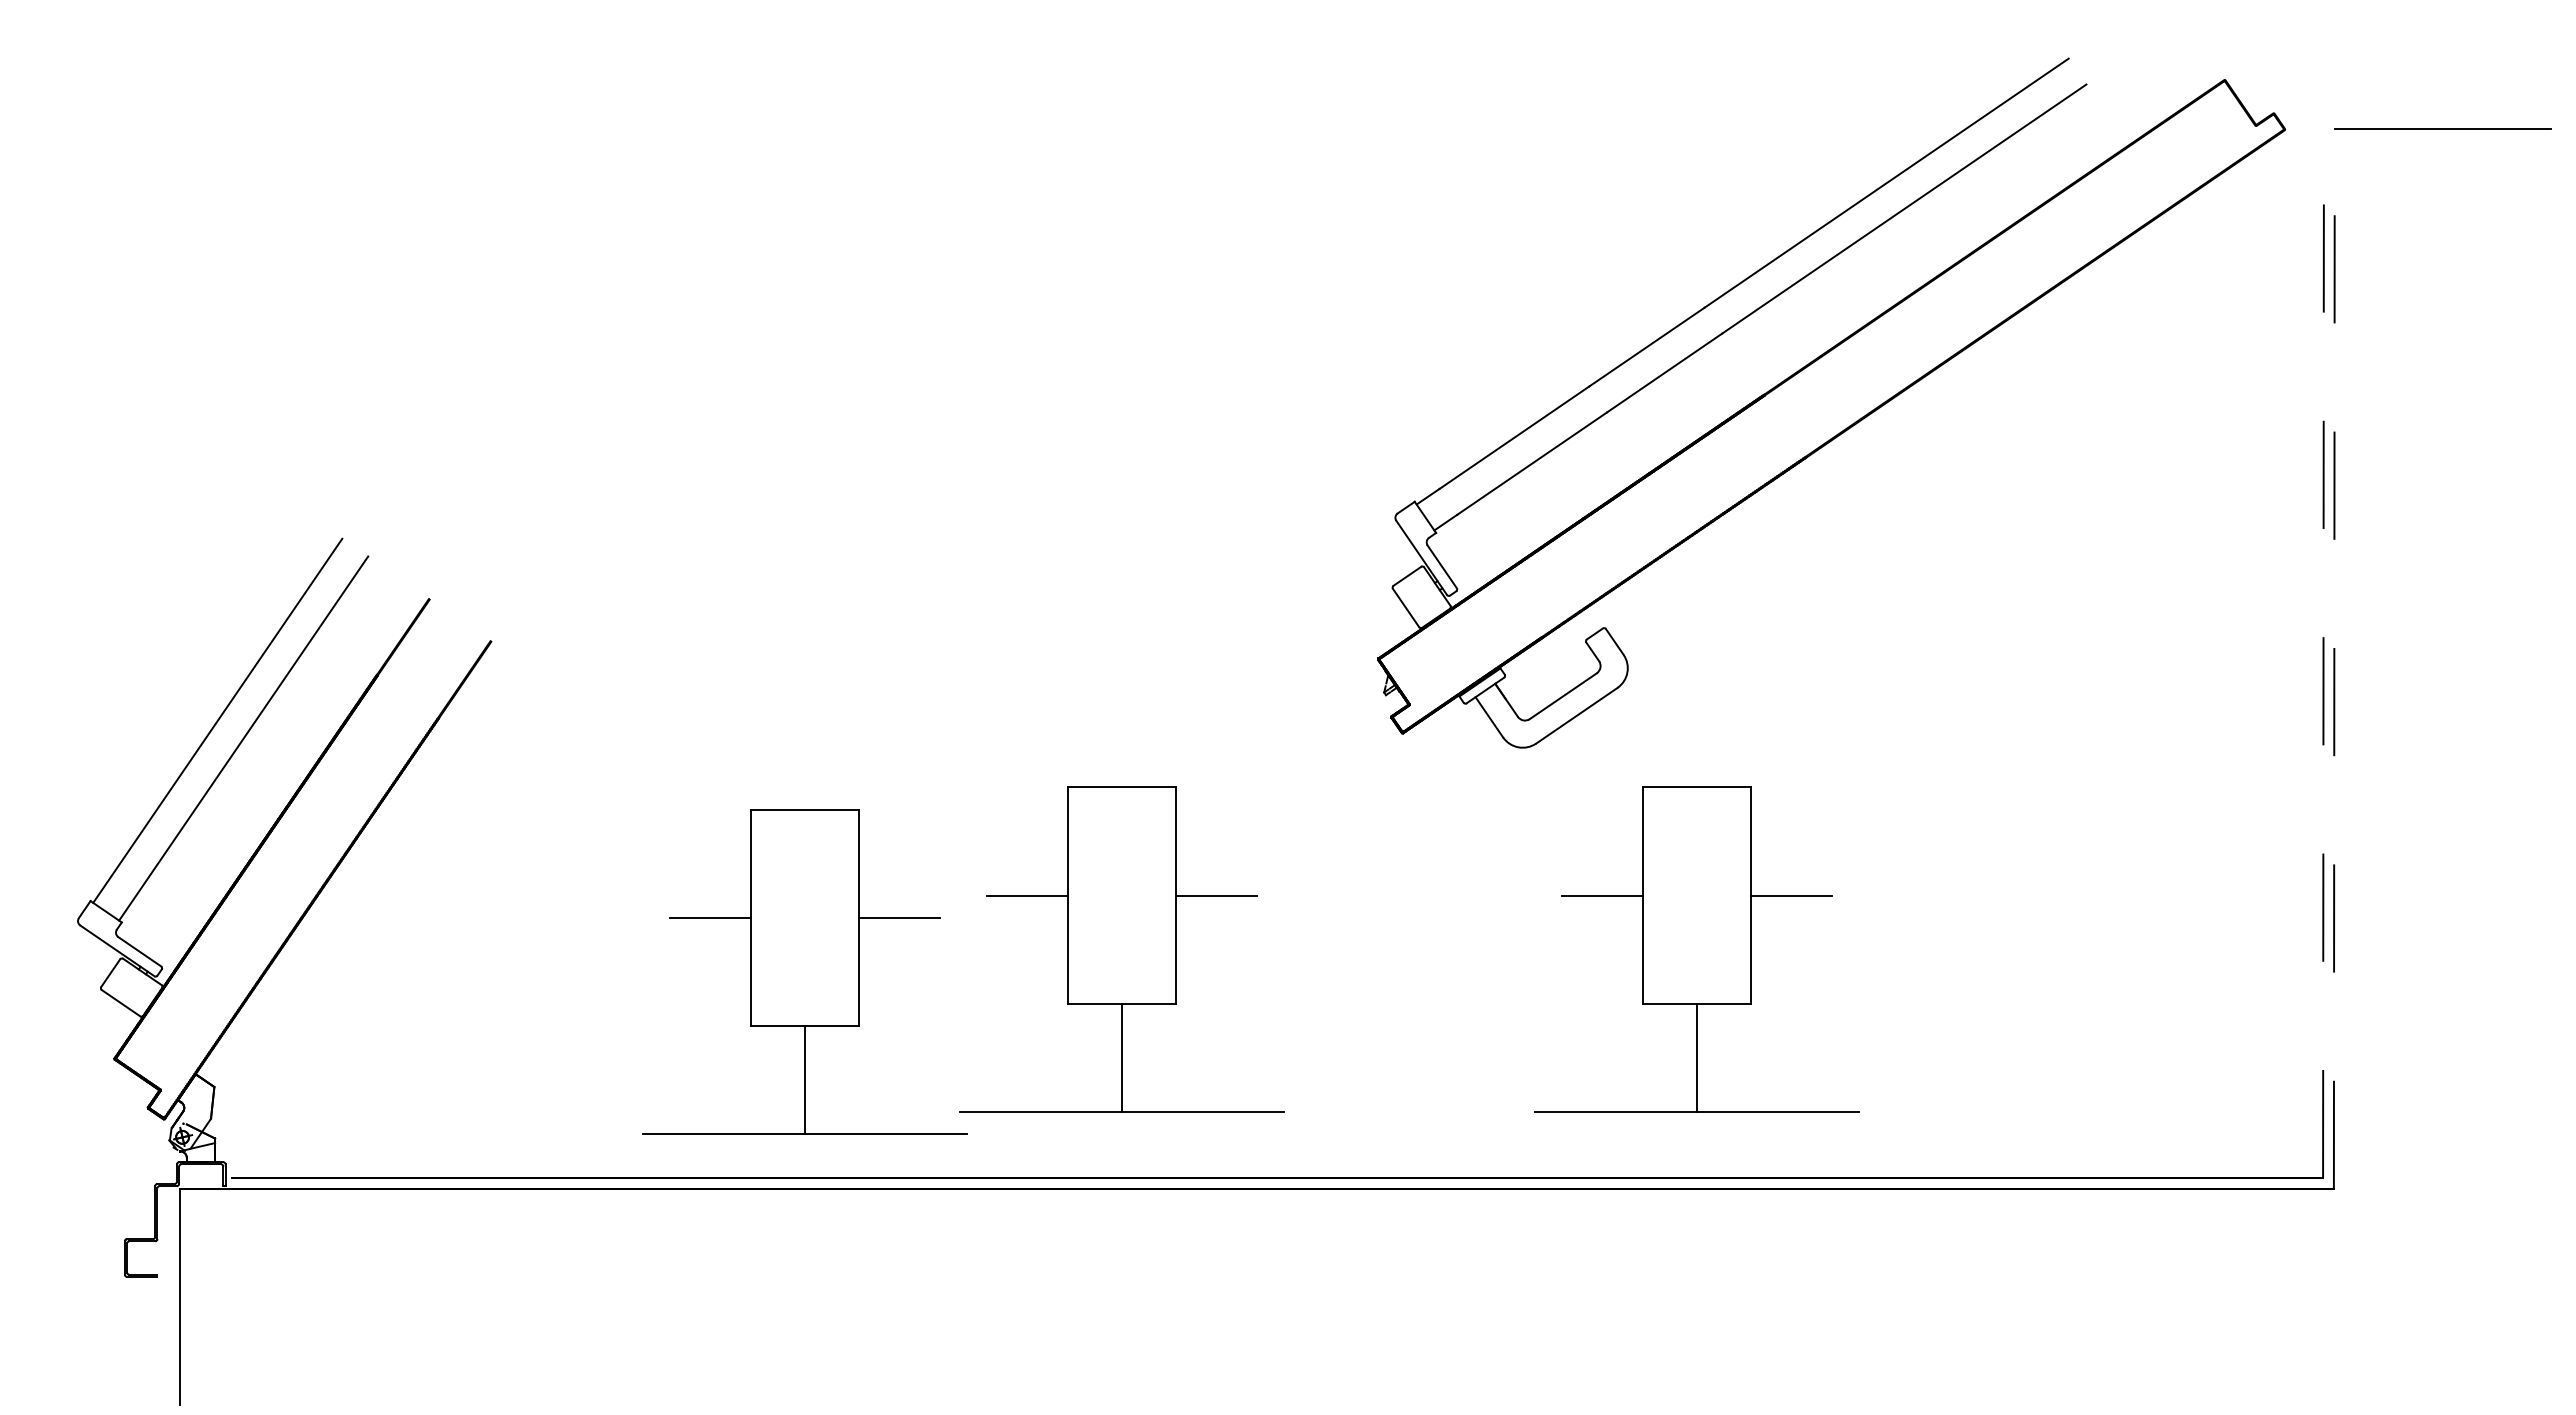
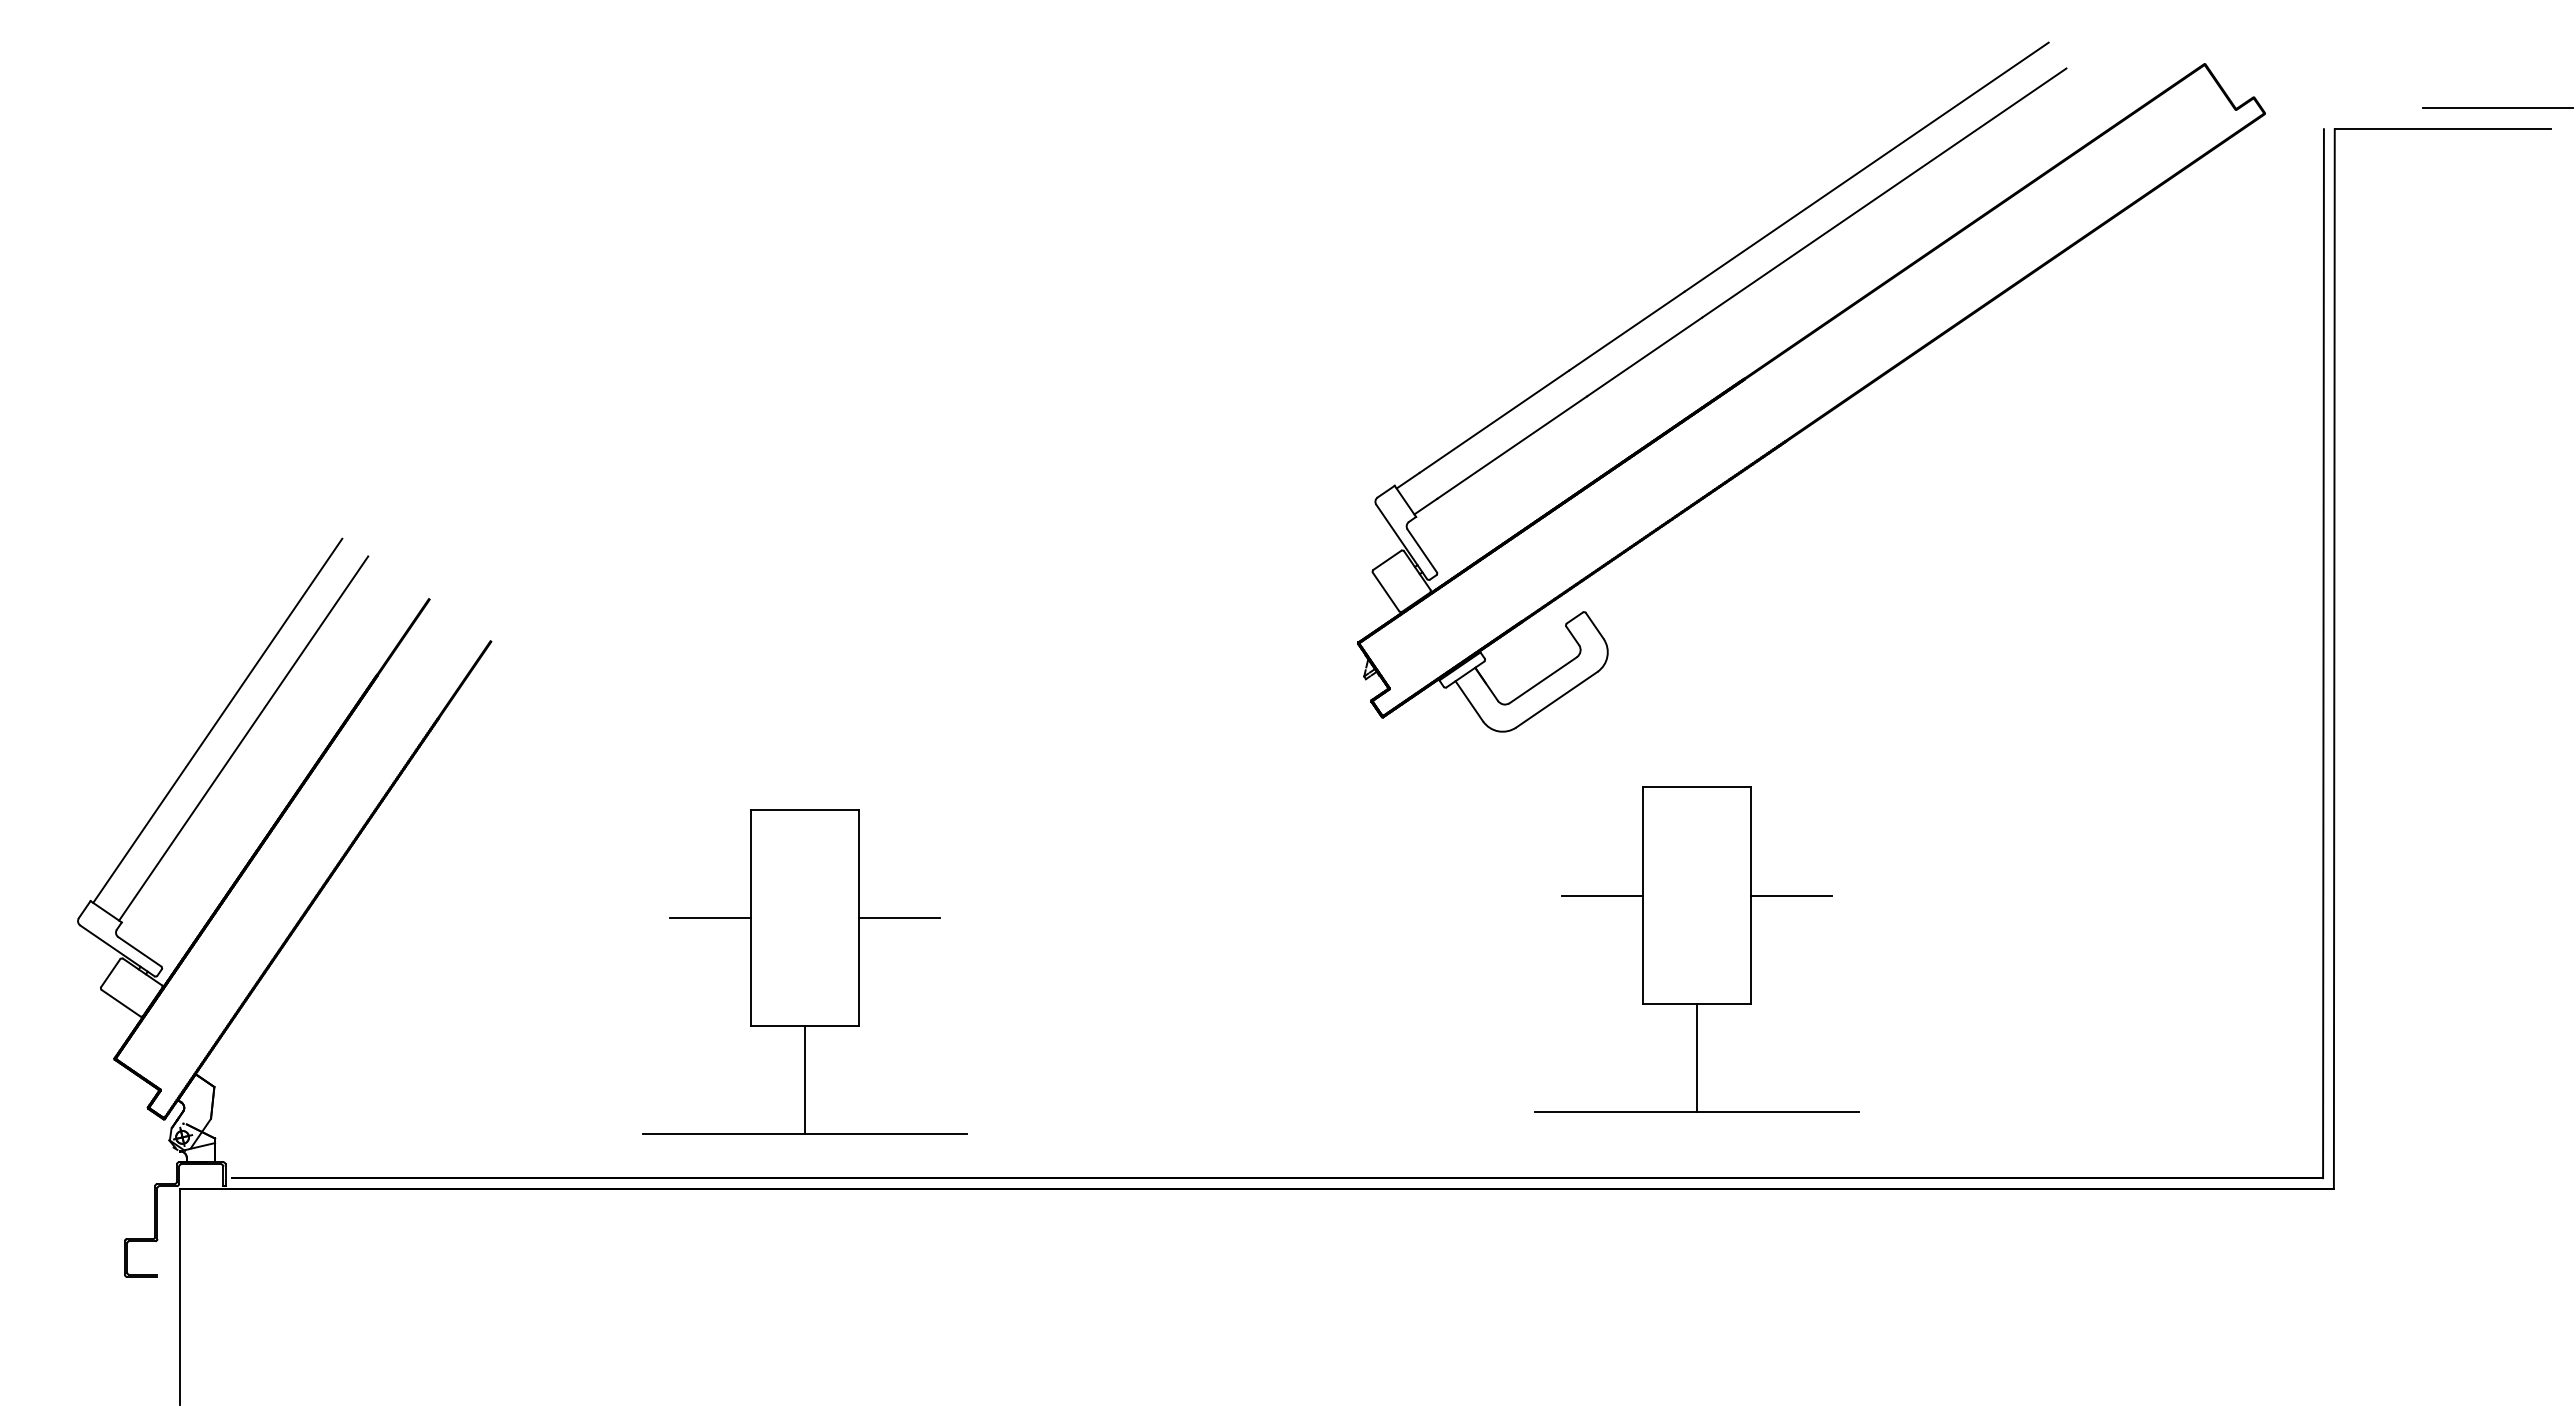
line: none -> present (2497, 107)
part position: (1831, 402) -> (1811, 386) (1811, 386)
line: dashed -> solid (2323, 653)
line: dashed -> solid (2334, 659)
part: present -> none (1121, 949)
